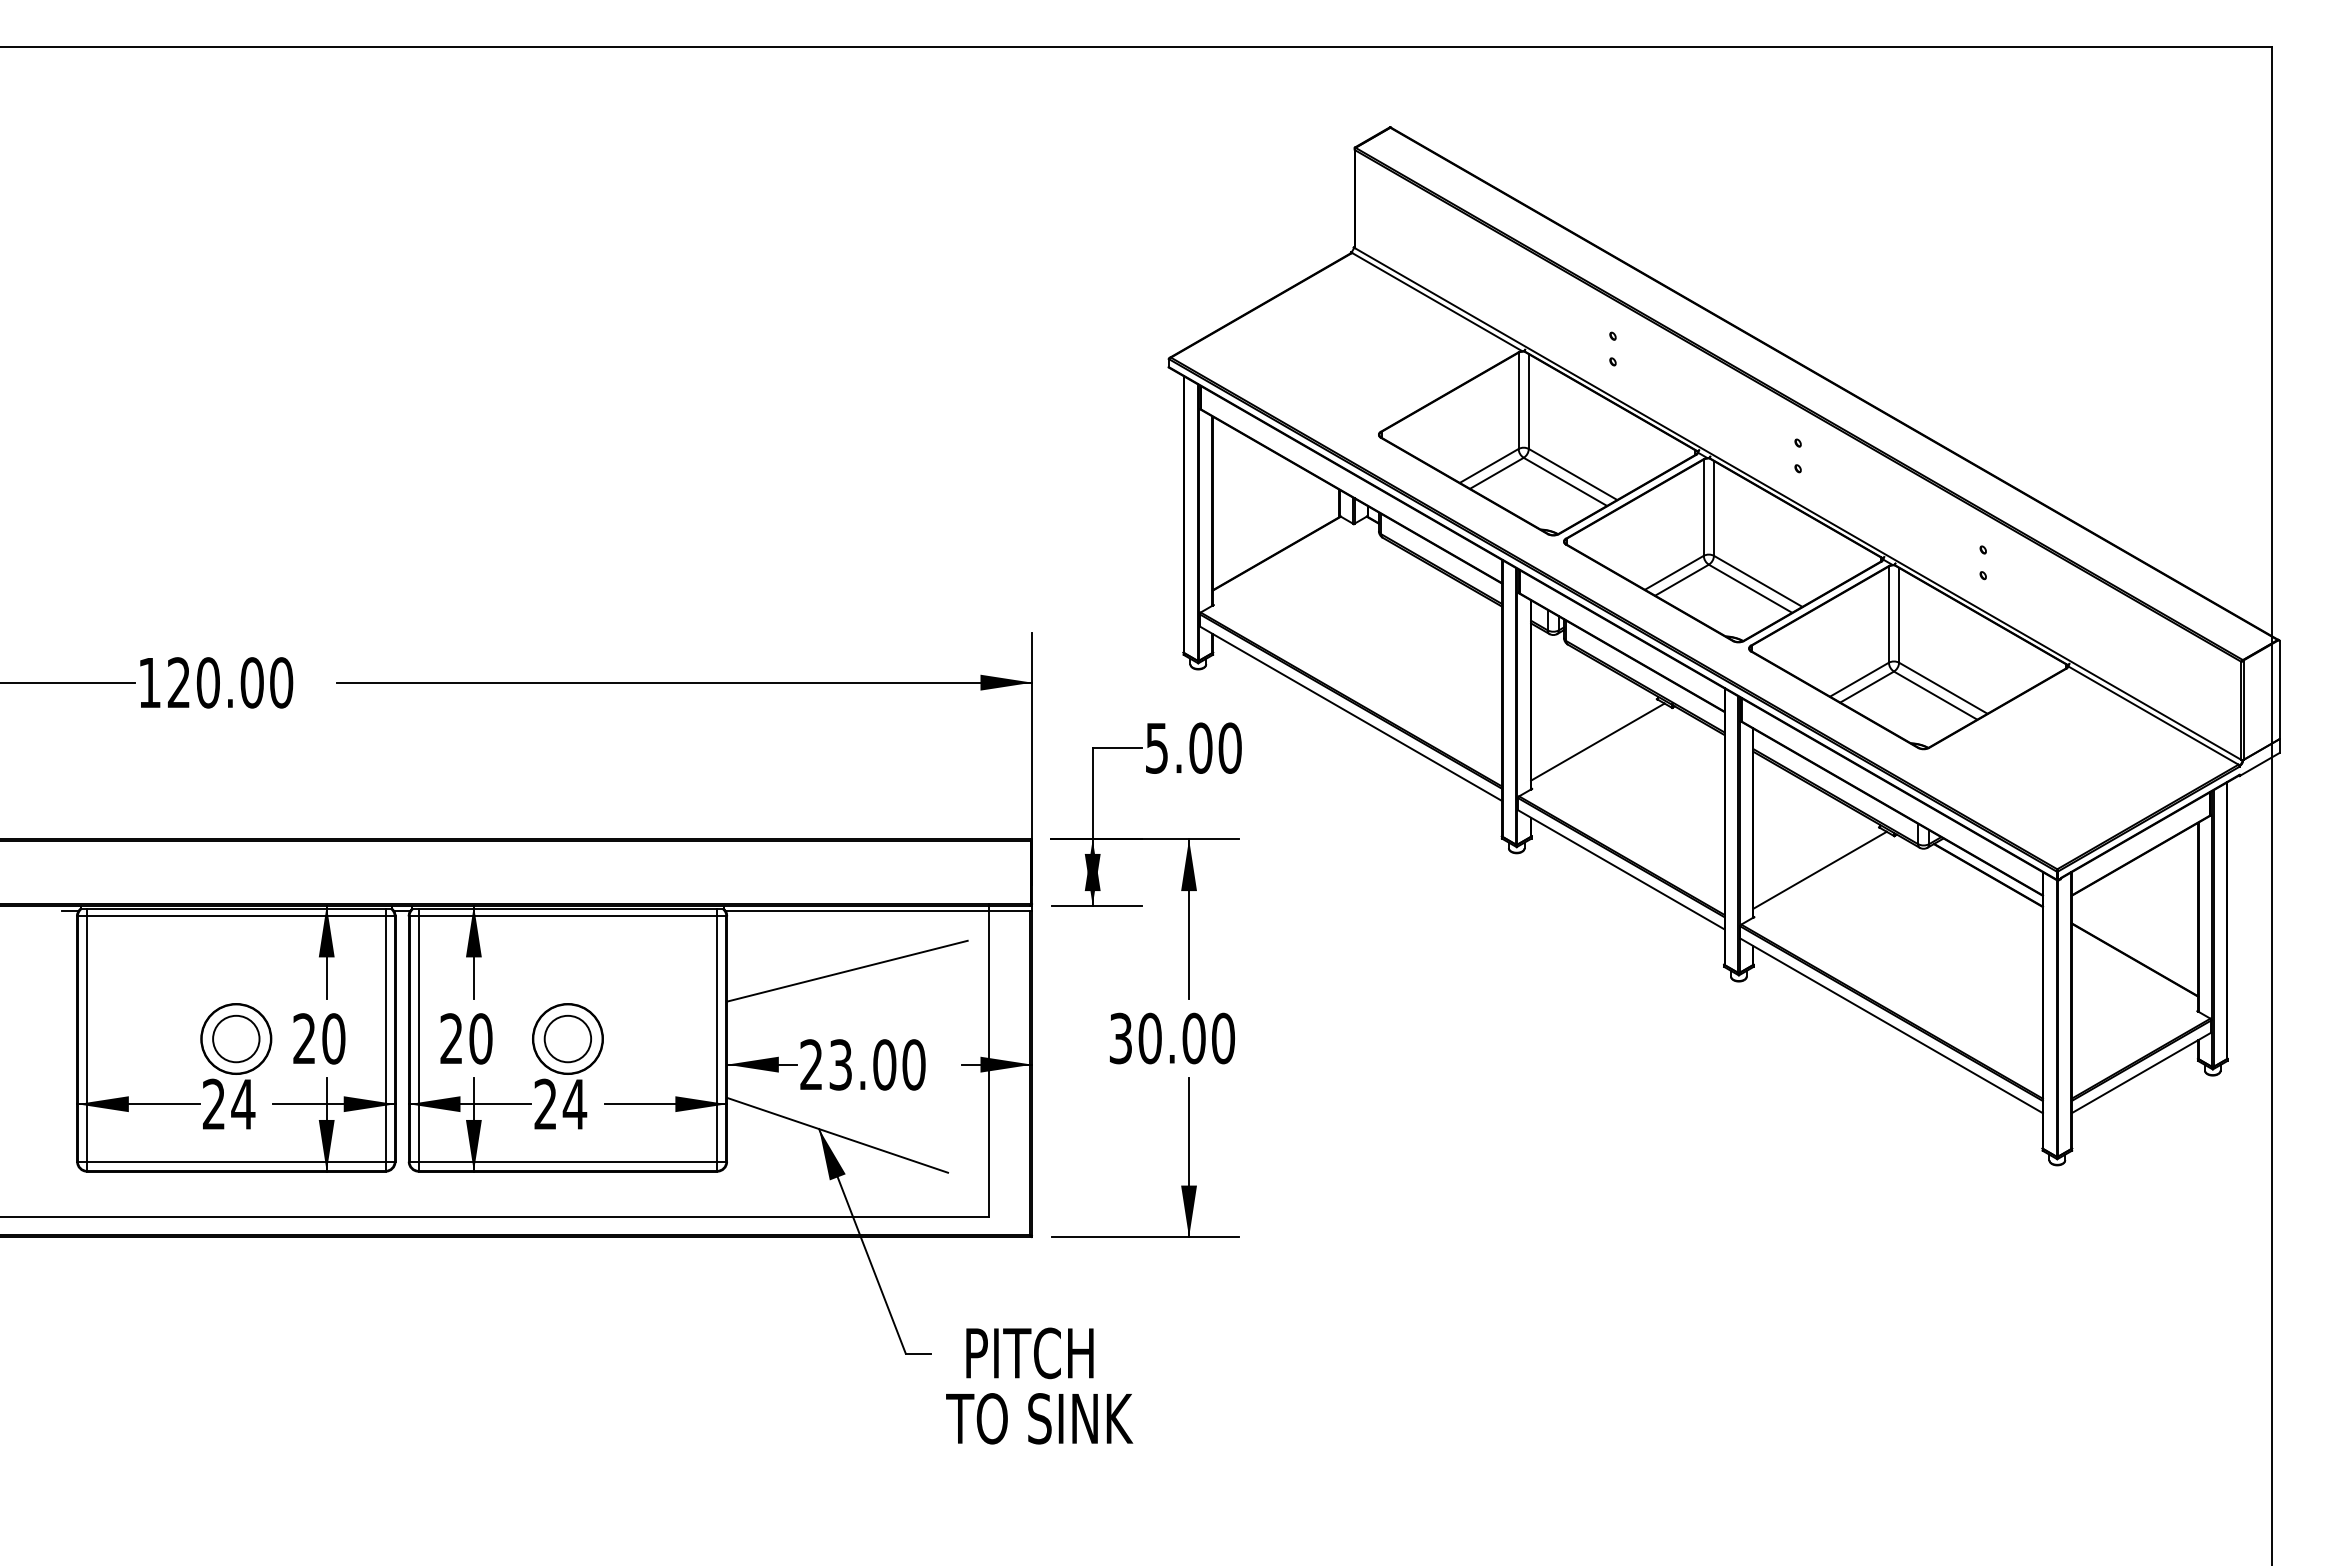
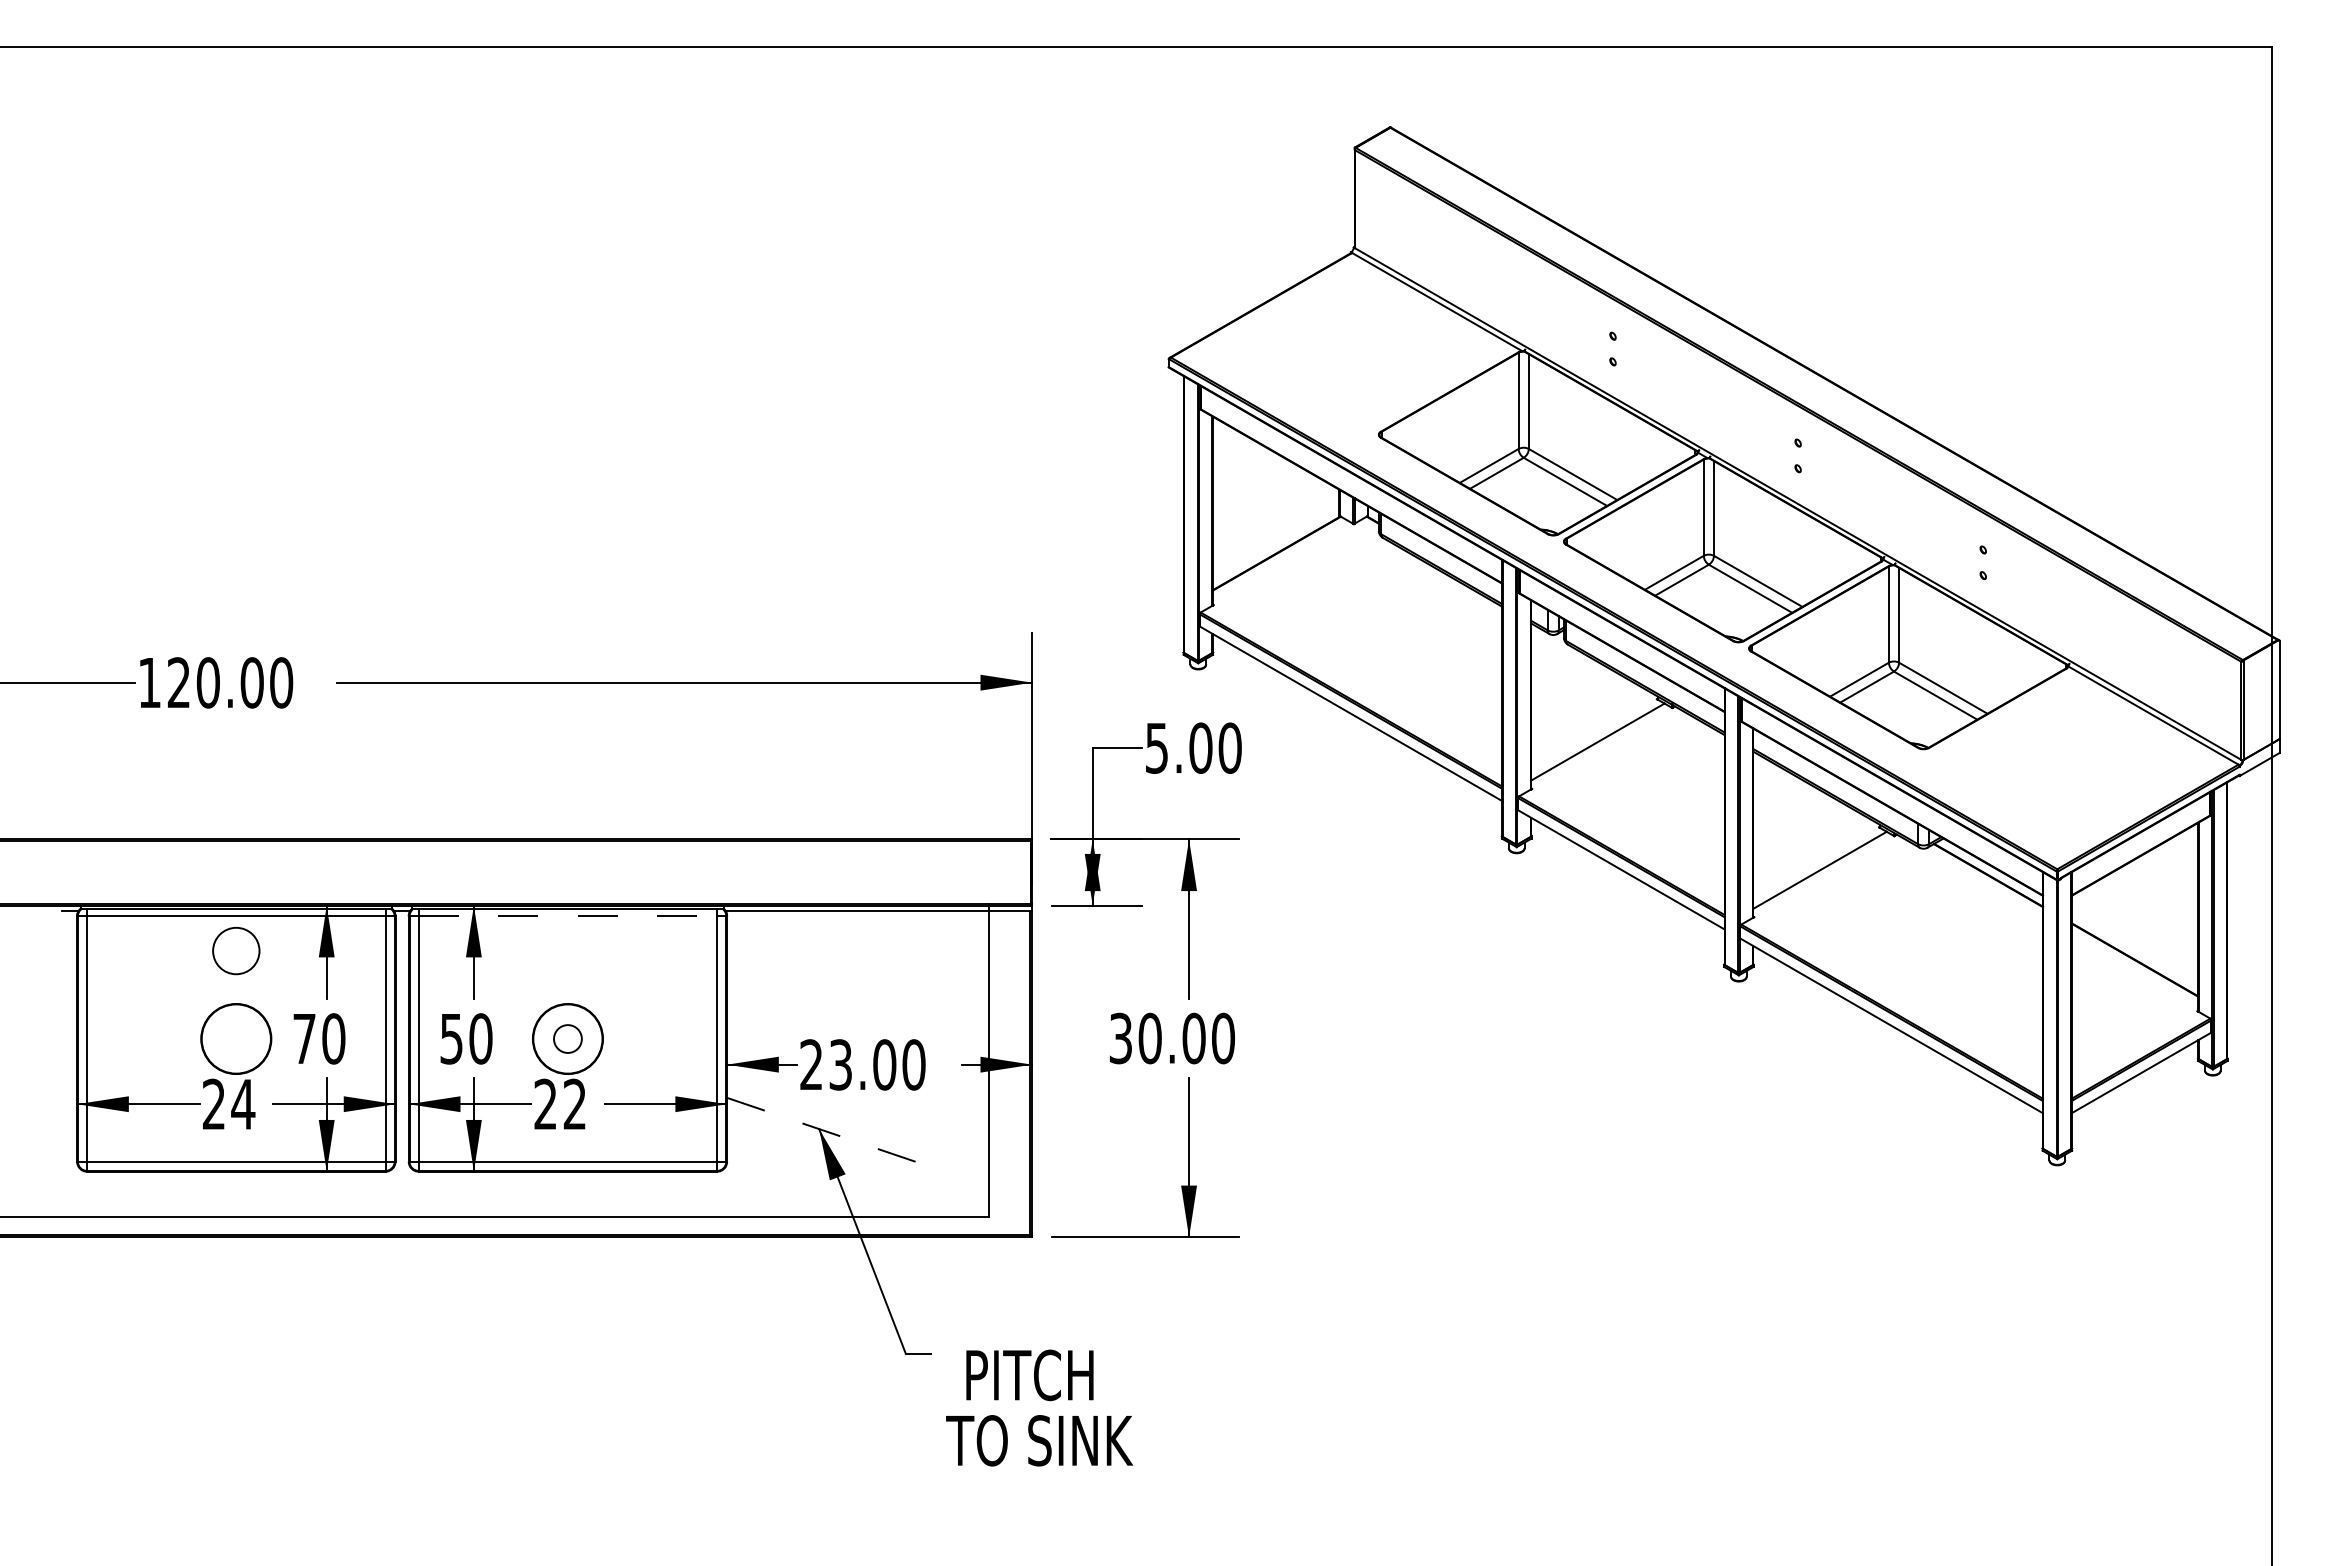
line: solid -> dashed (568, 916)
line: present -> none (847, 970)
circle position: (236, 1038) -> (236, 950) (236, 950)
text: 20 -> 70 (304, 1038)
text: 20 -> 50 (451, 1038)
circle diameter: 46 px -> 28 px (567, 1038)
text: 24 -> 22 (574, 1103)
line: solid -> dashed (837, 1135)
text position: (1039, 1385) -> (1039, 1407) (1039, 1407)
